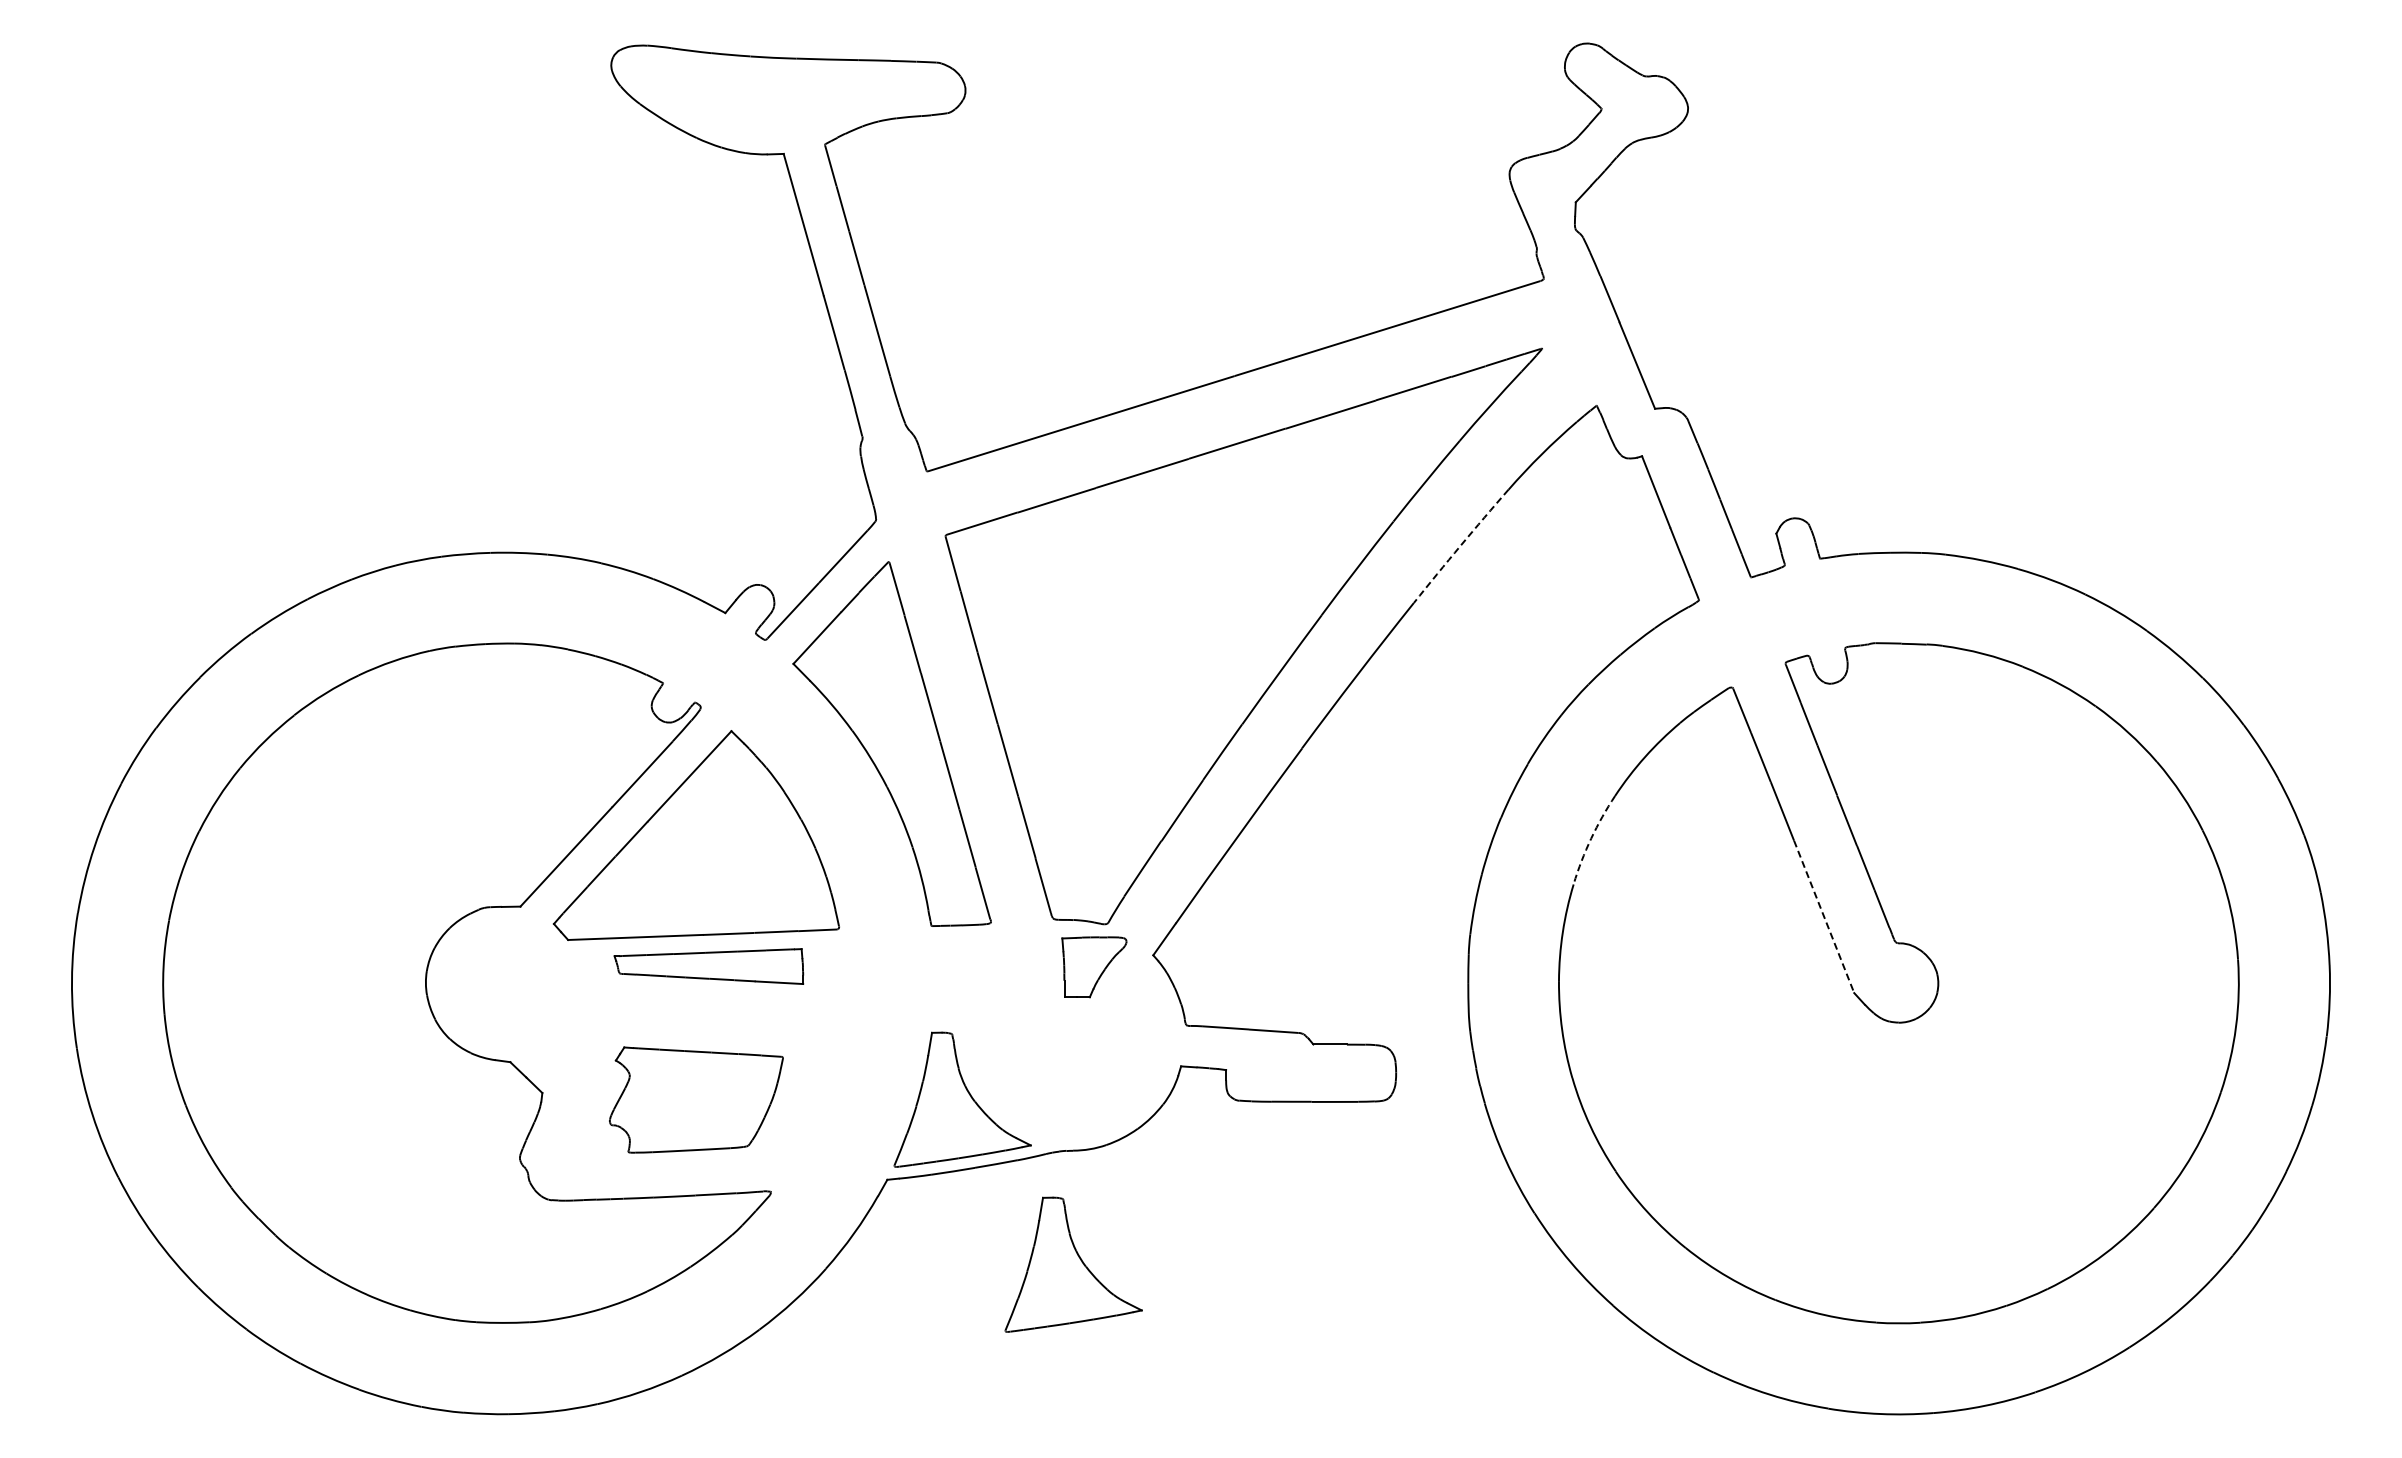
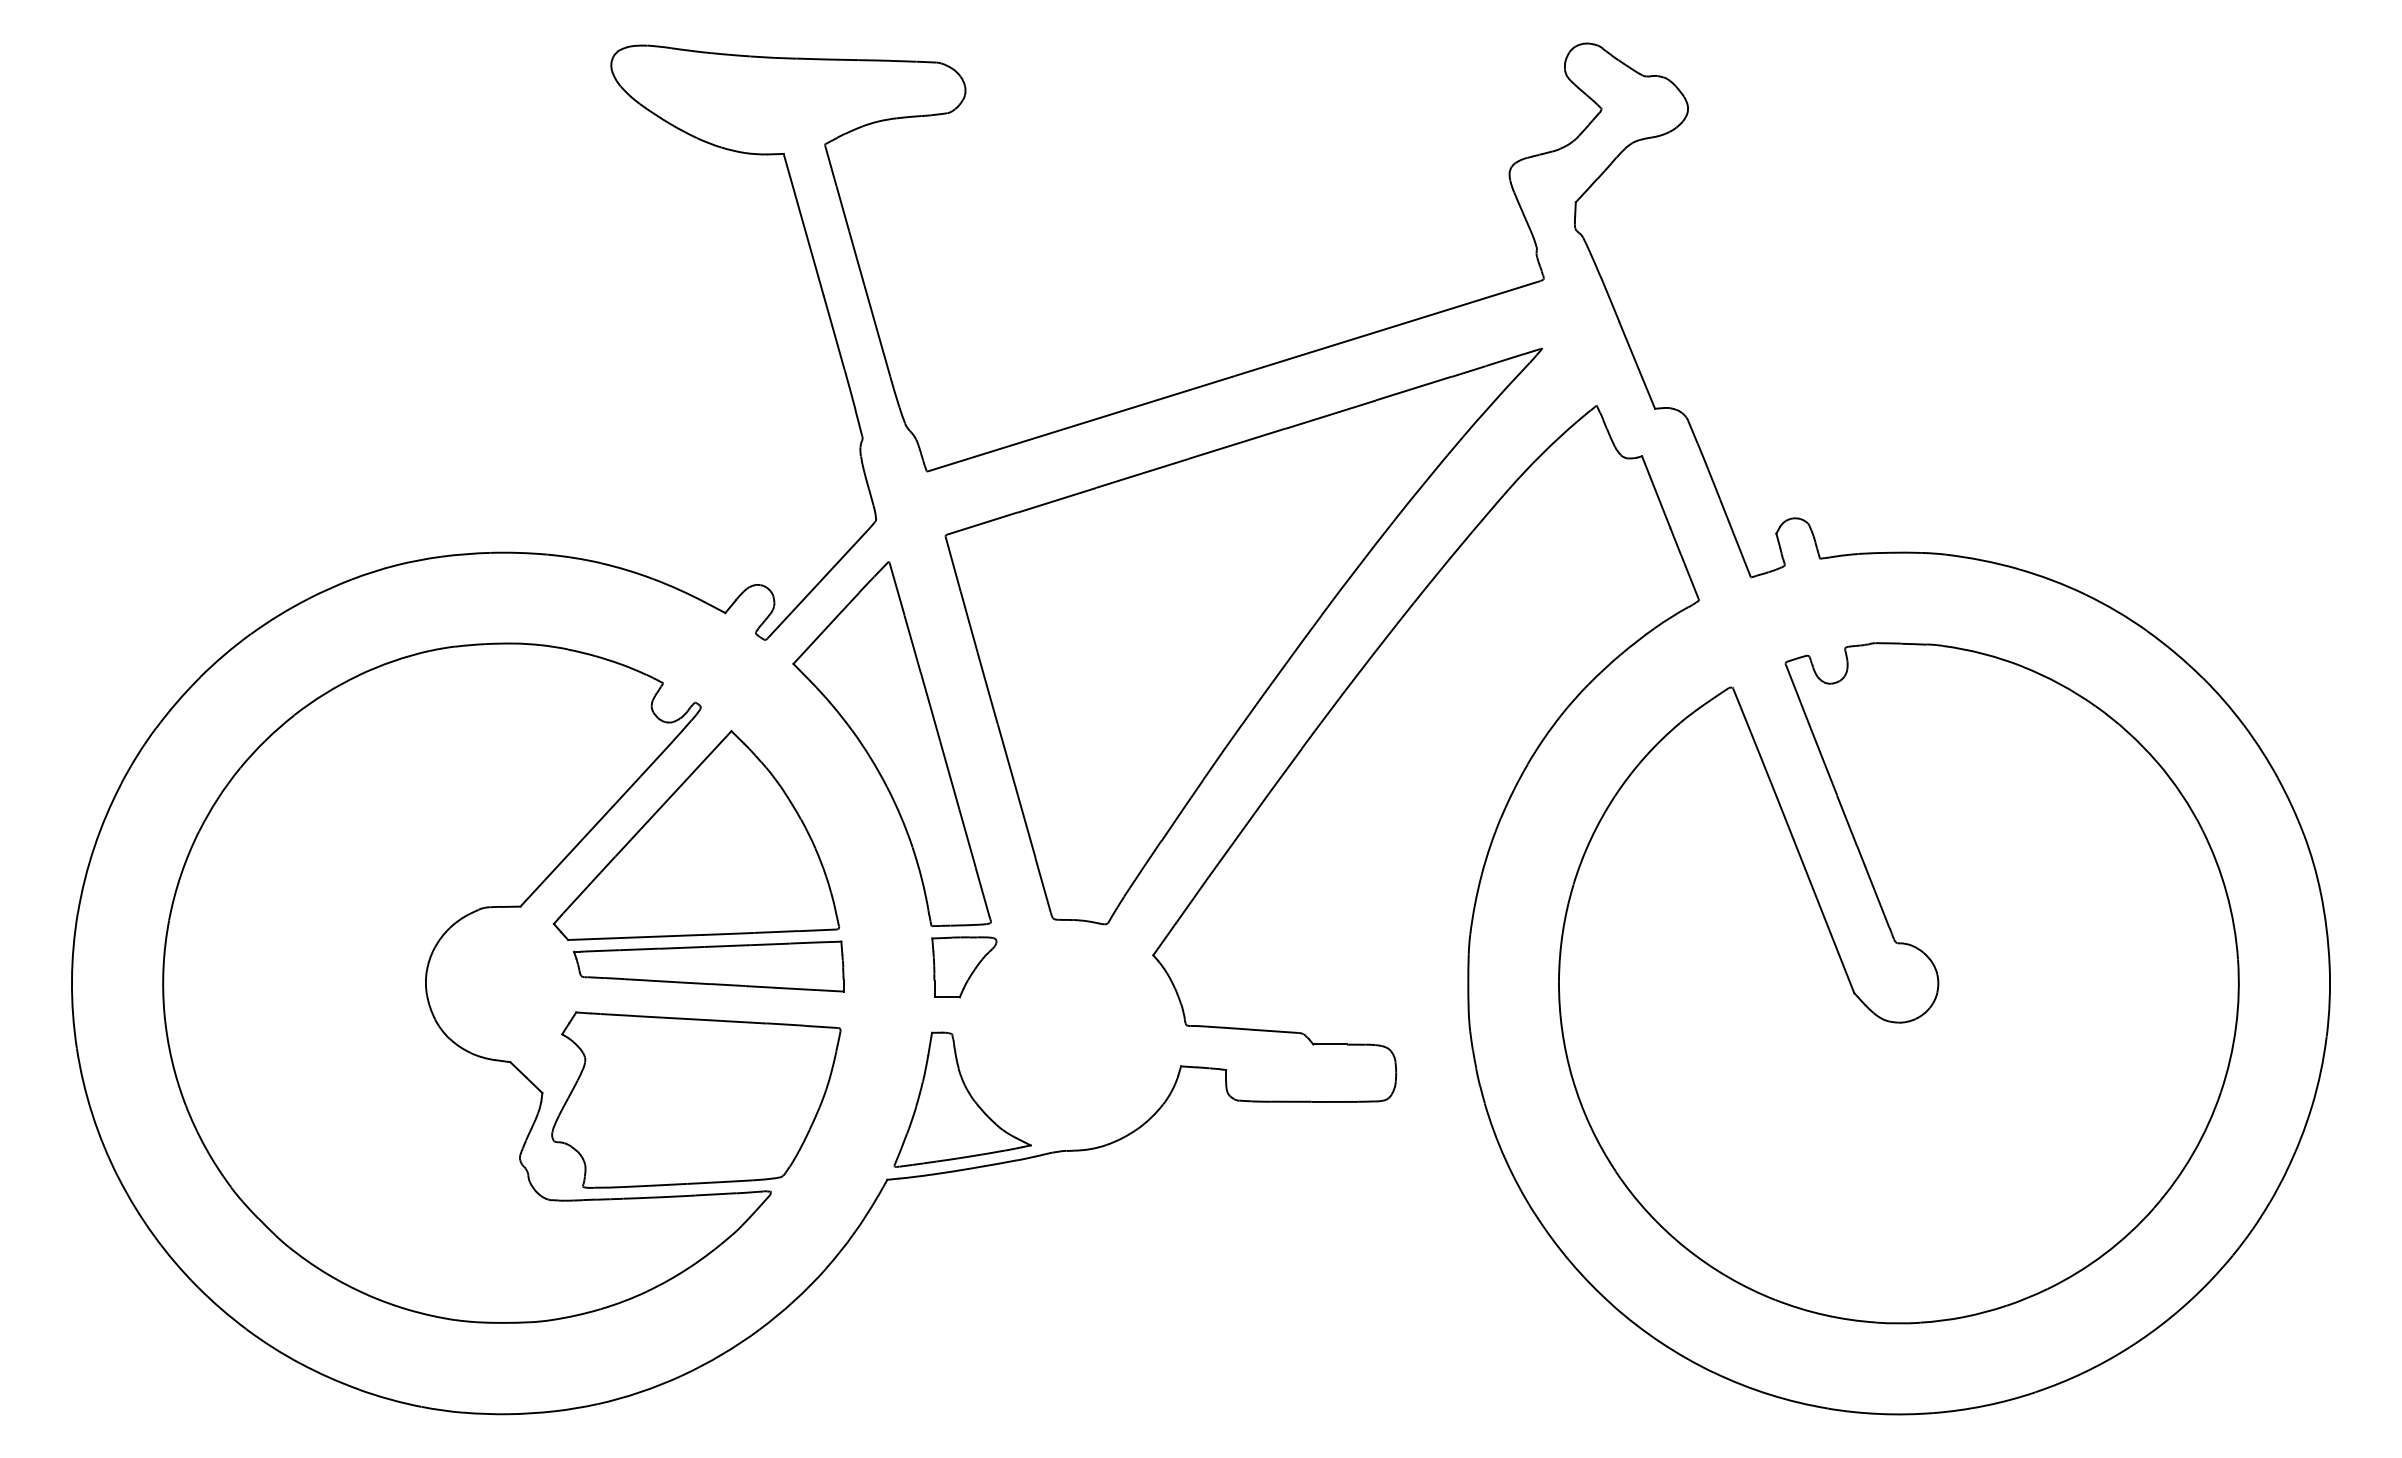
arc: dashed -> solid (1460, 545)
arc: dashed -> solid (1591, 838)
line: dashed -> solid (1824, 916)
part size: 192x37 px -> 272x53 px (708, 966)
part position: (1094, 967) -> (964, 967) (964, 967)
part size: 175x108 px -> 291x178 px (696, 1099)
part: present -> none (1073, 1264)
